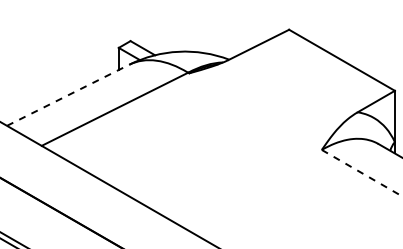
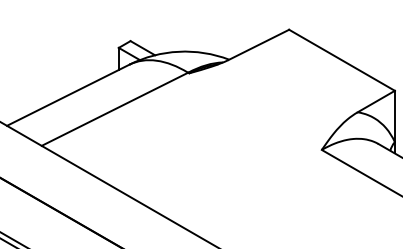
line: dashed -> solid (68, 95)
line: dashed -> solid (362, 173)
